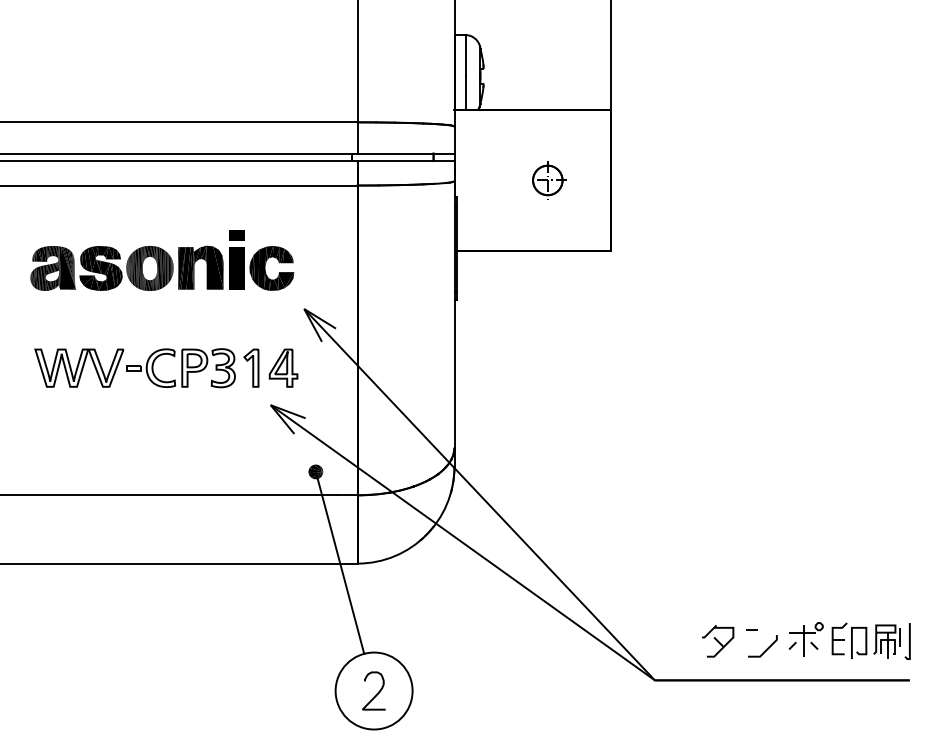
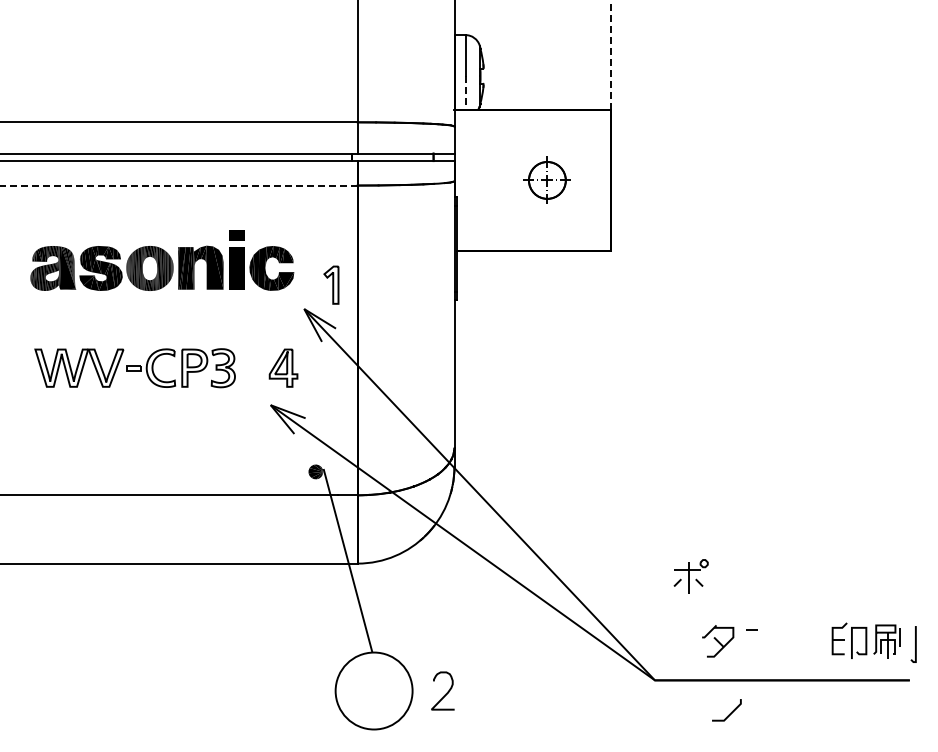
line: solid -> dashed (611, 54)
line: solid -> dashed (465, 92)
part size: 35x39 px -> 48x48 px (546, 179)
line: solid -> dashed (178, 185)
part position: (251, 367) -> (331, 284) (331, 284)
line position: (339, 562) -> (347, 560) (347, 560)
part position: (805, 639) -> (690, 576) (690, 576)
line position: (909, 641) -> (915, 644) (915, 644)
line position: (765, 649) -> (729, 713) (729, 713)
curve position: (376, 693) -> (445, 693) (445, 693)
